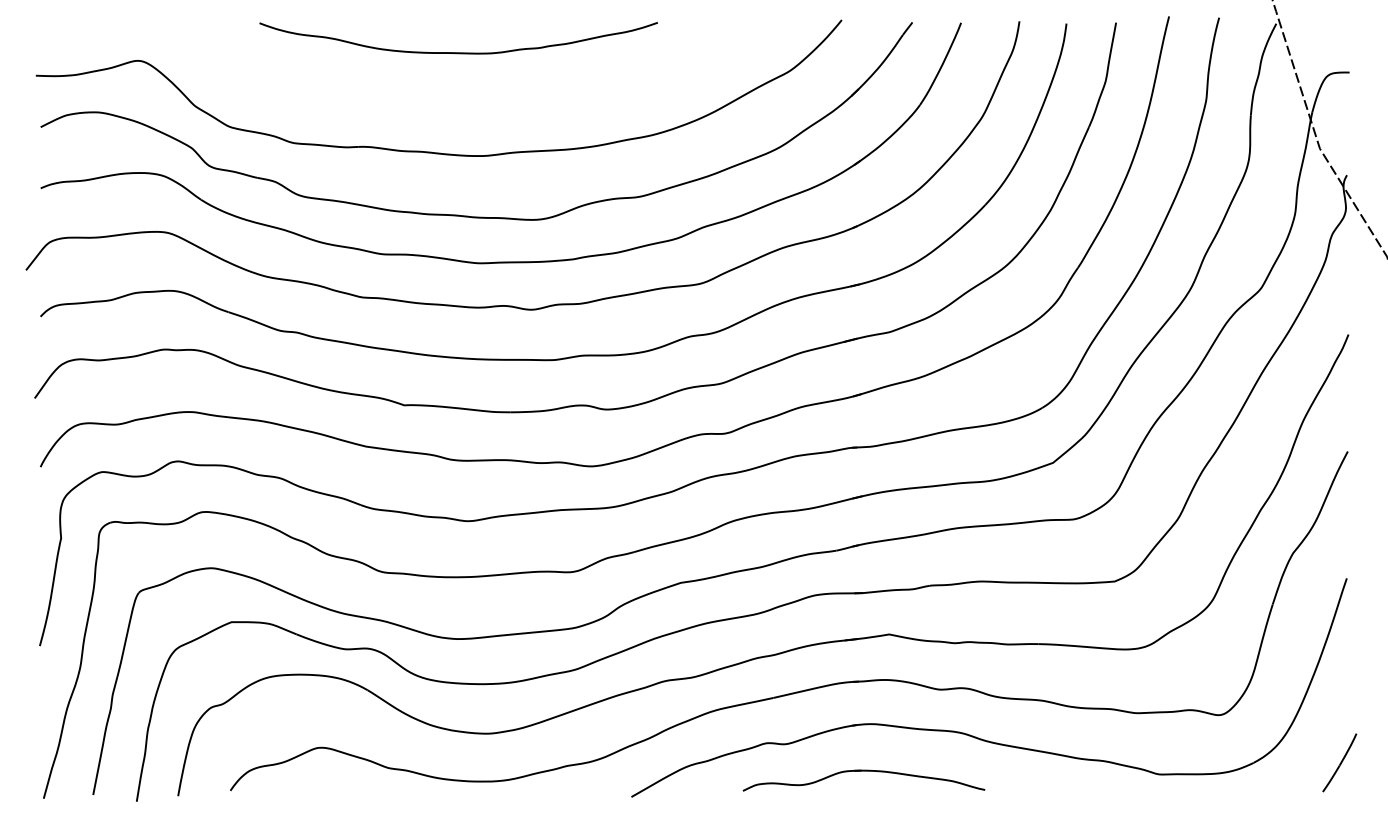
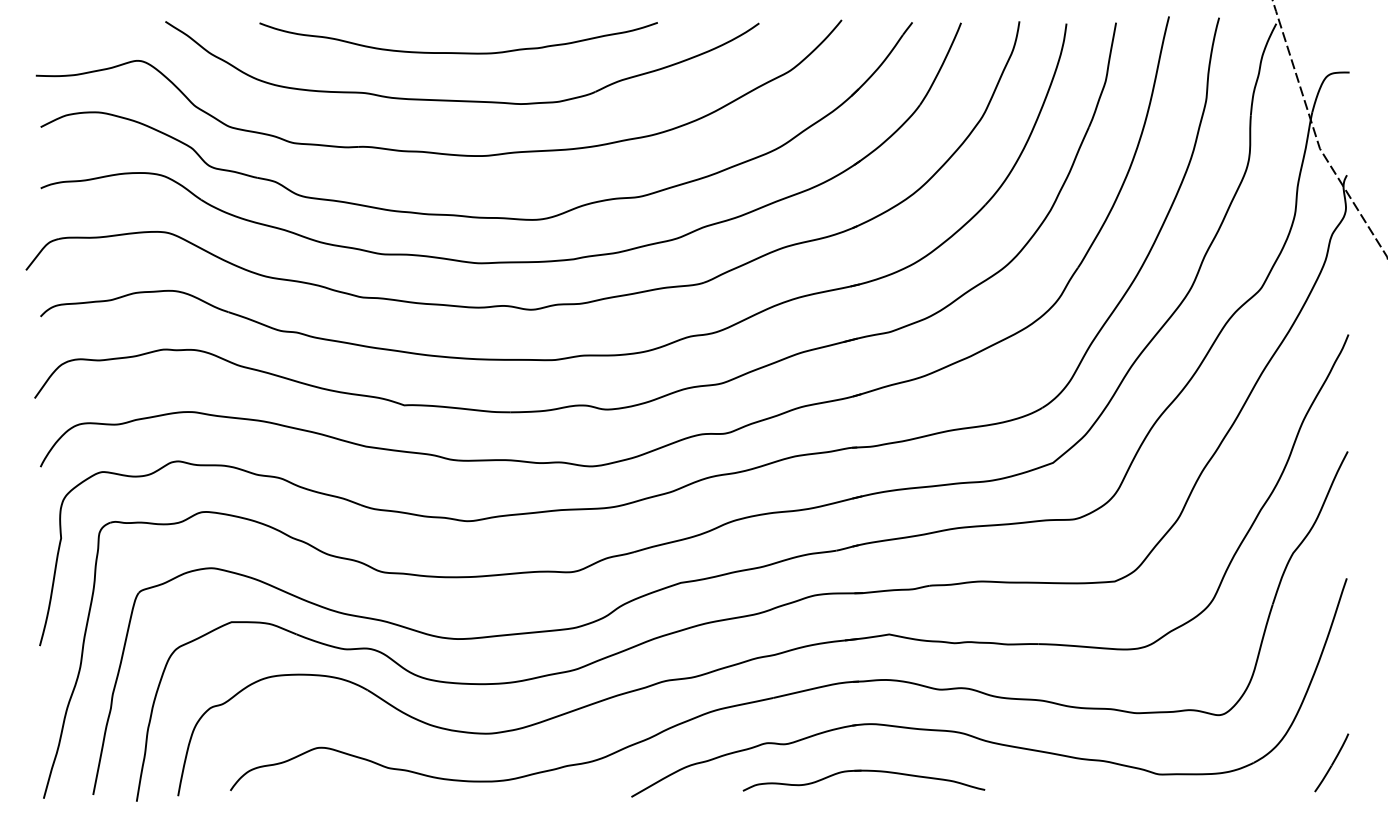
part: none -> present (462, 100)
part position: (1339, 762) -> (1331, 762) (1331, 762)
